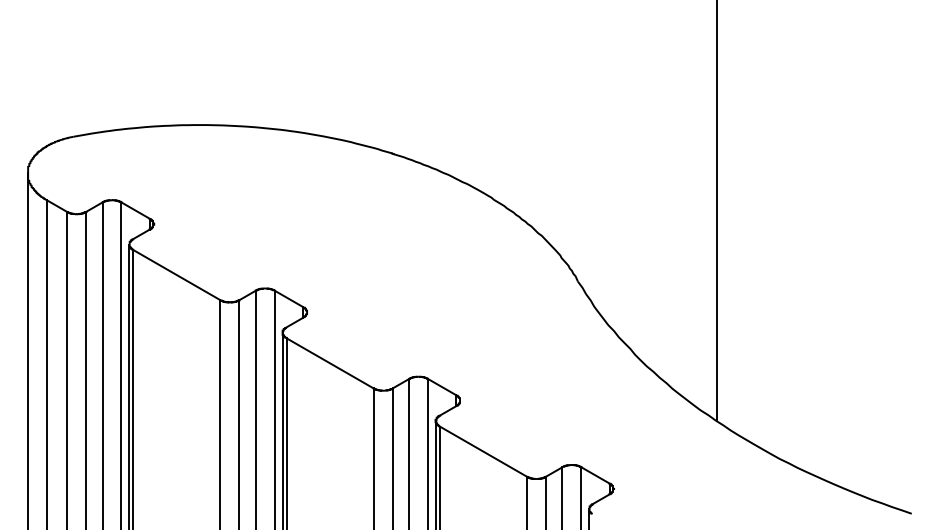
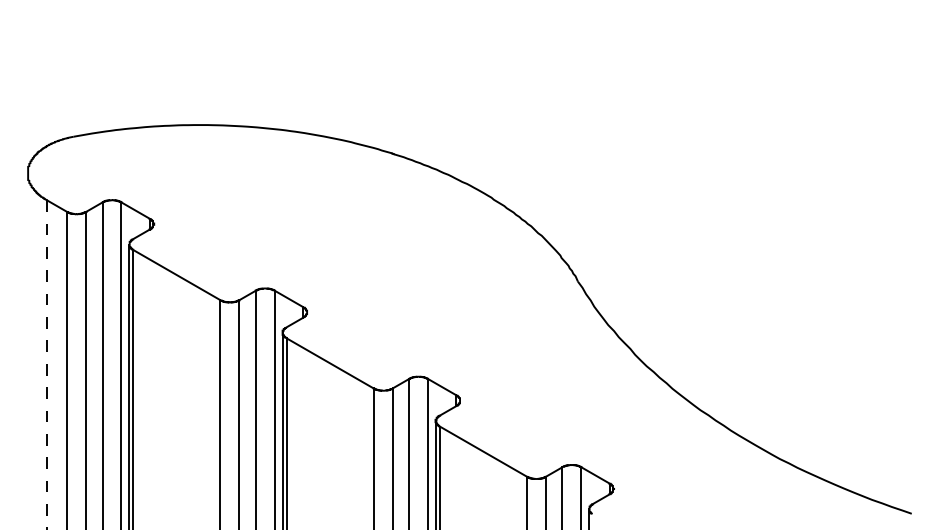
line: present -> none (716, 211)
line: present -> none (27, 349)
line: solid -> dashed (47, 364)
